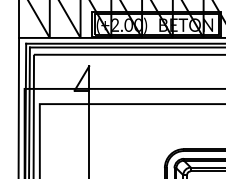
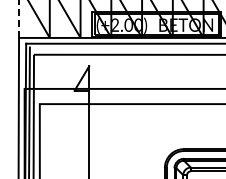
line: solid -> dashed (19, 19)
line: present -> none (125, 47)
